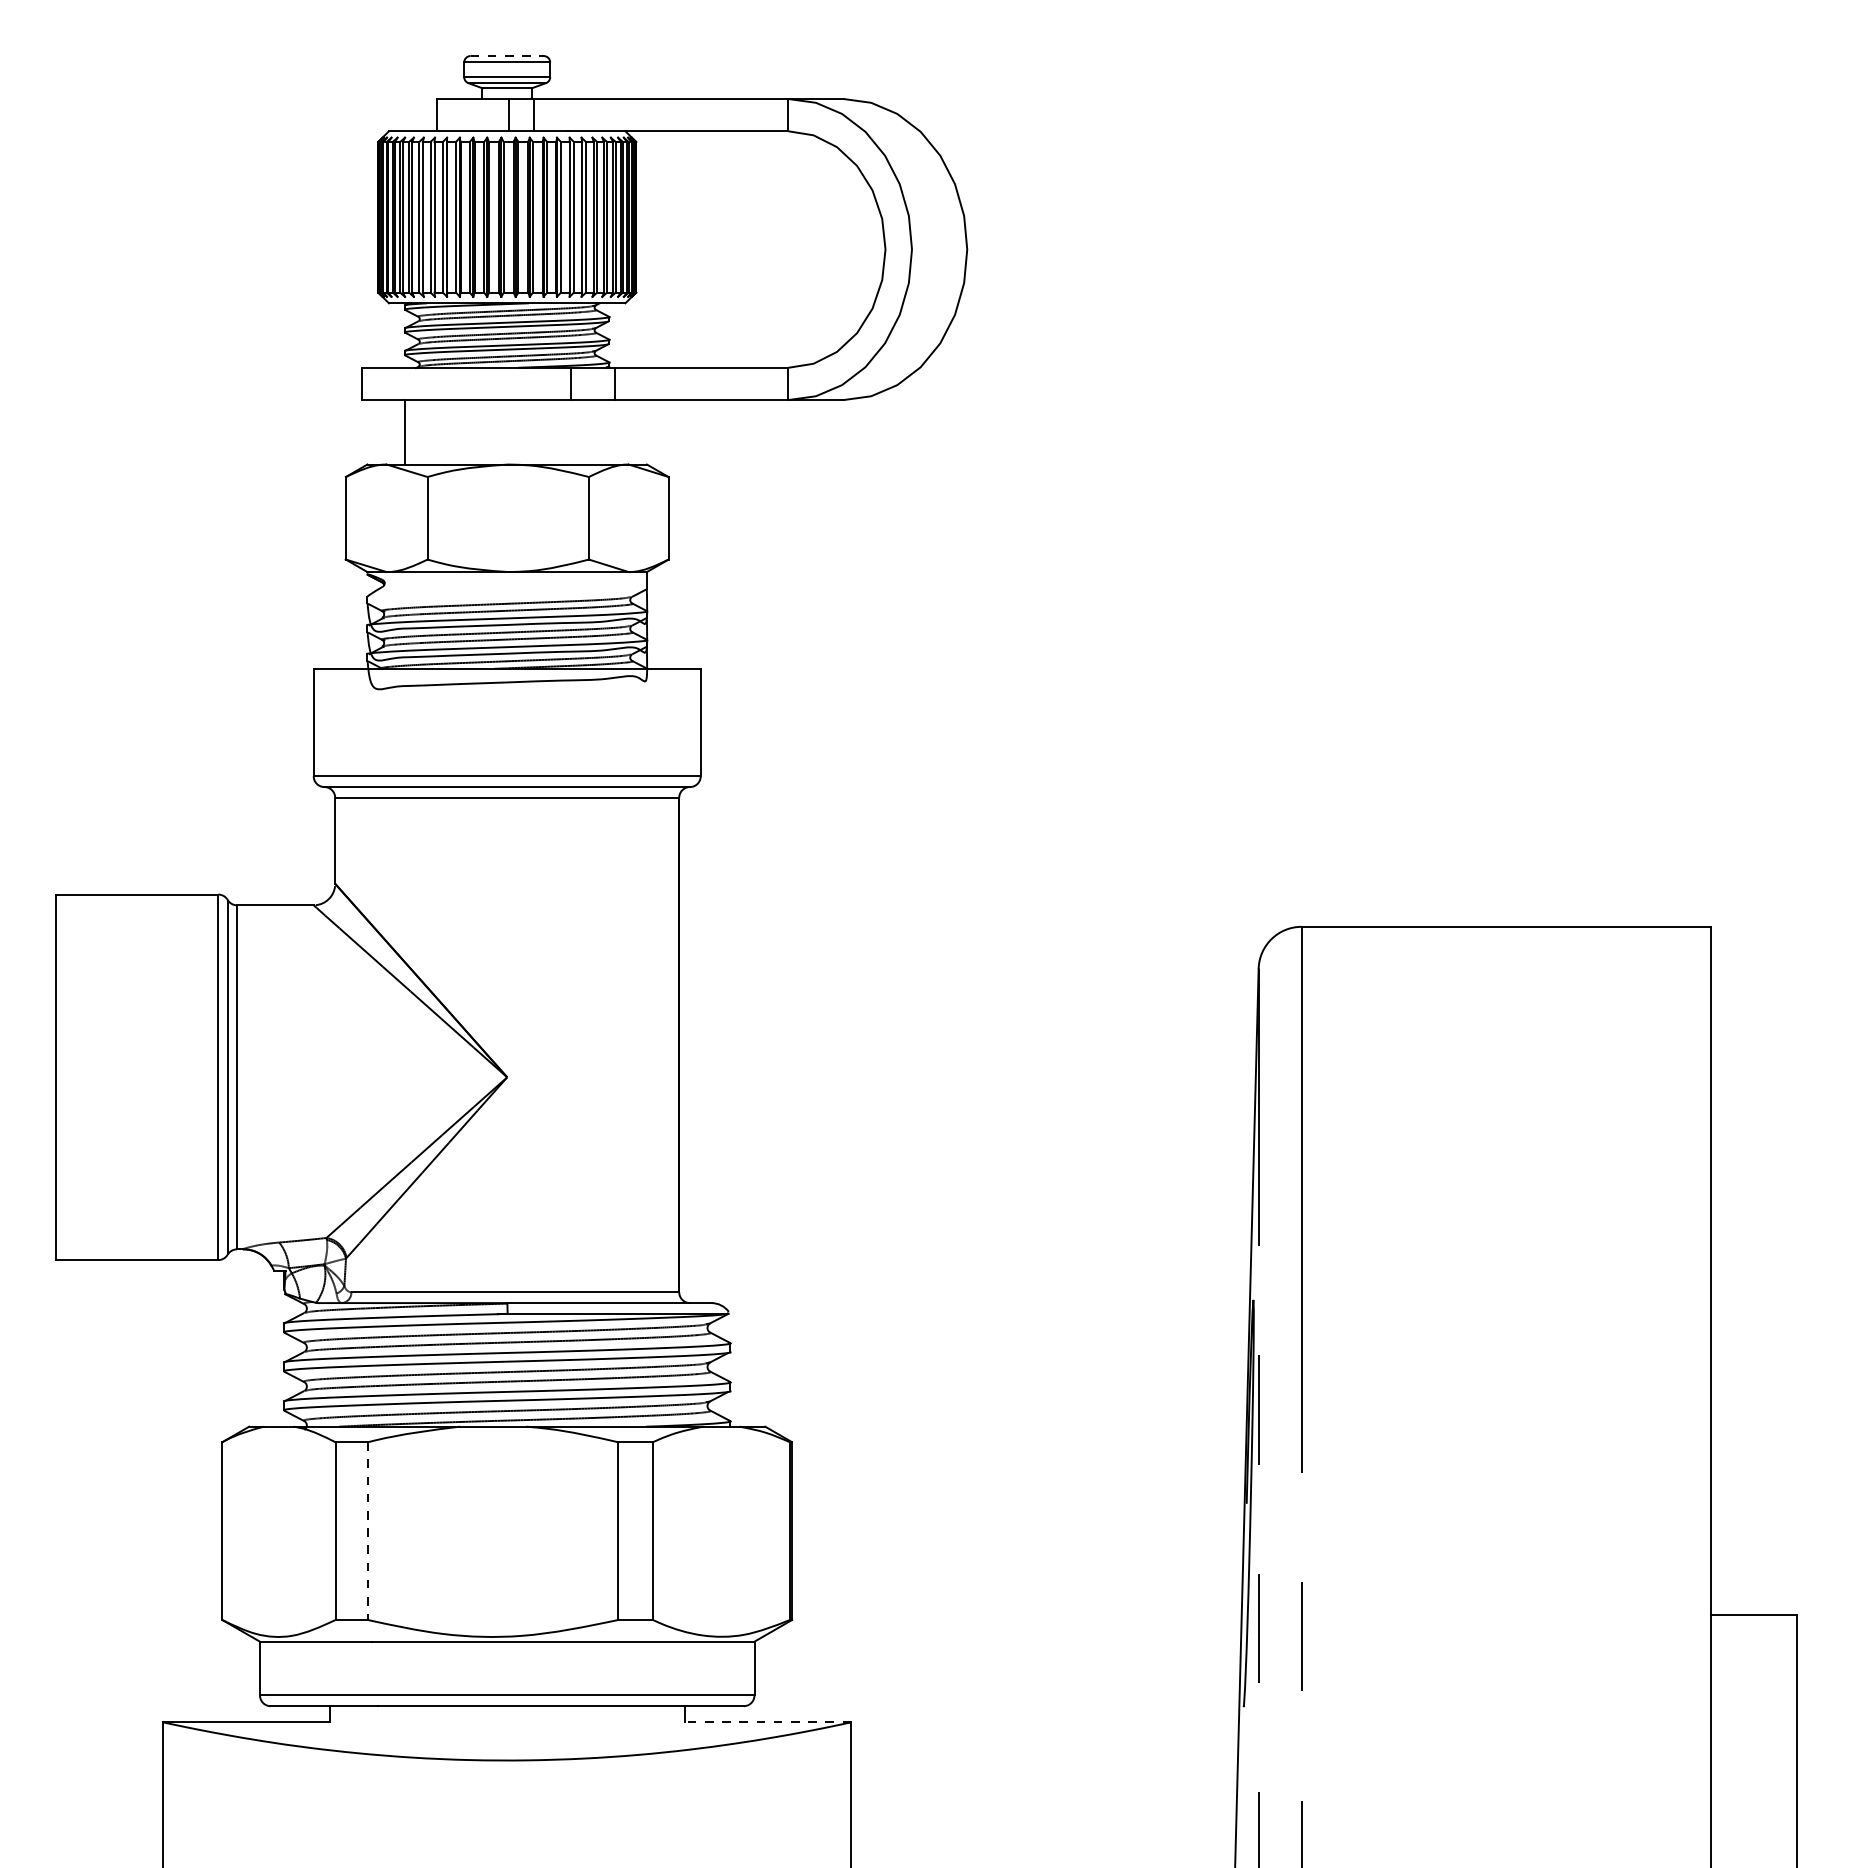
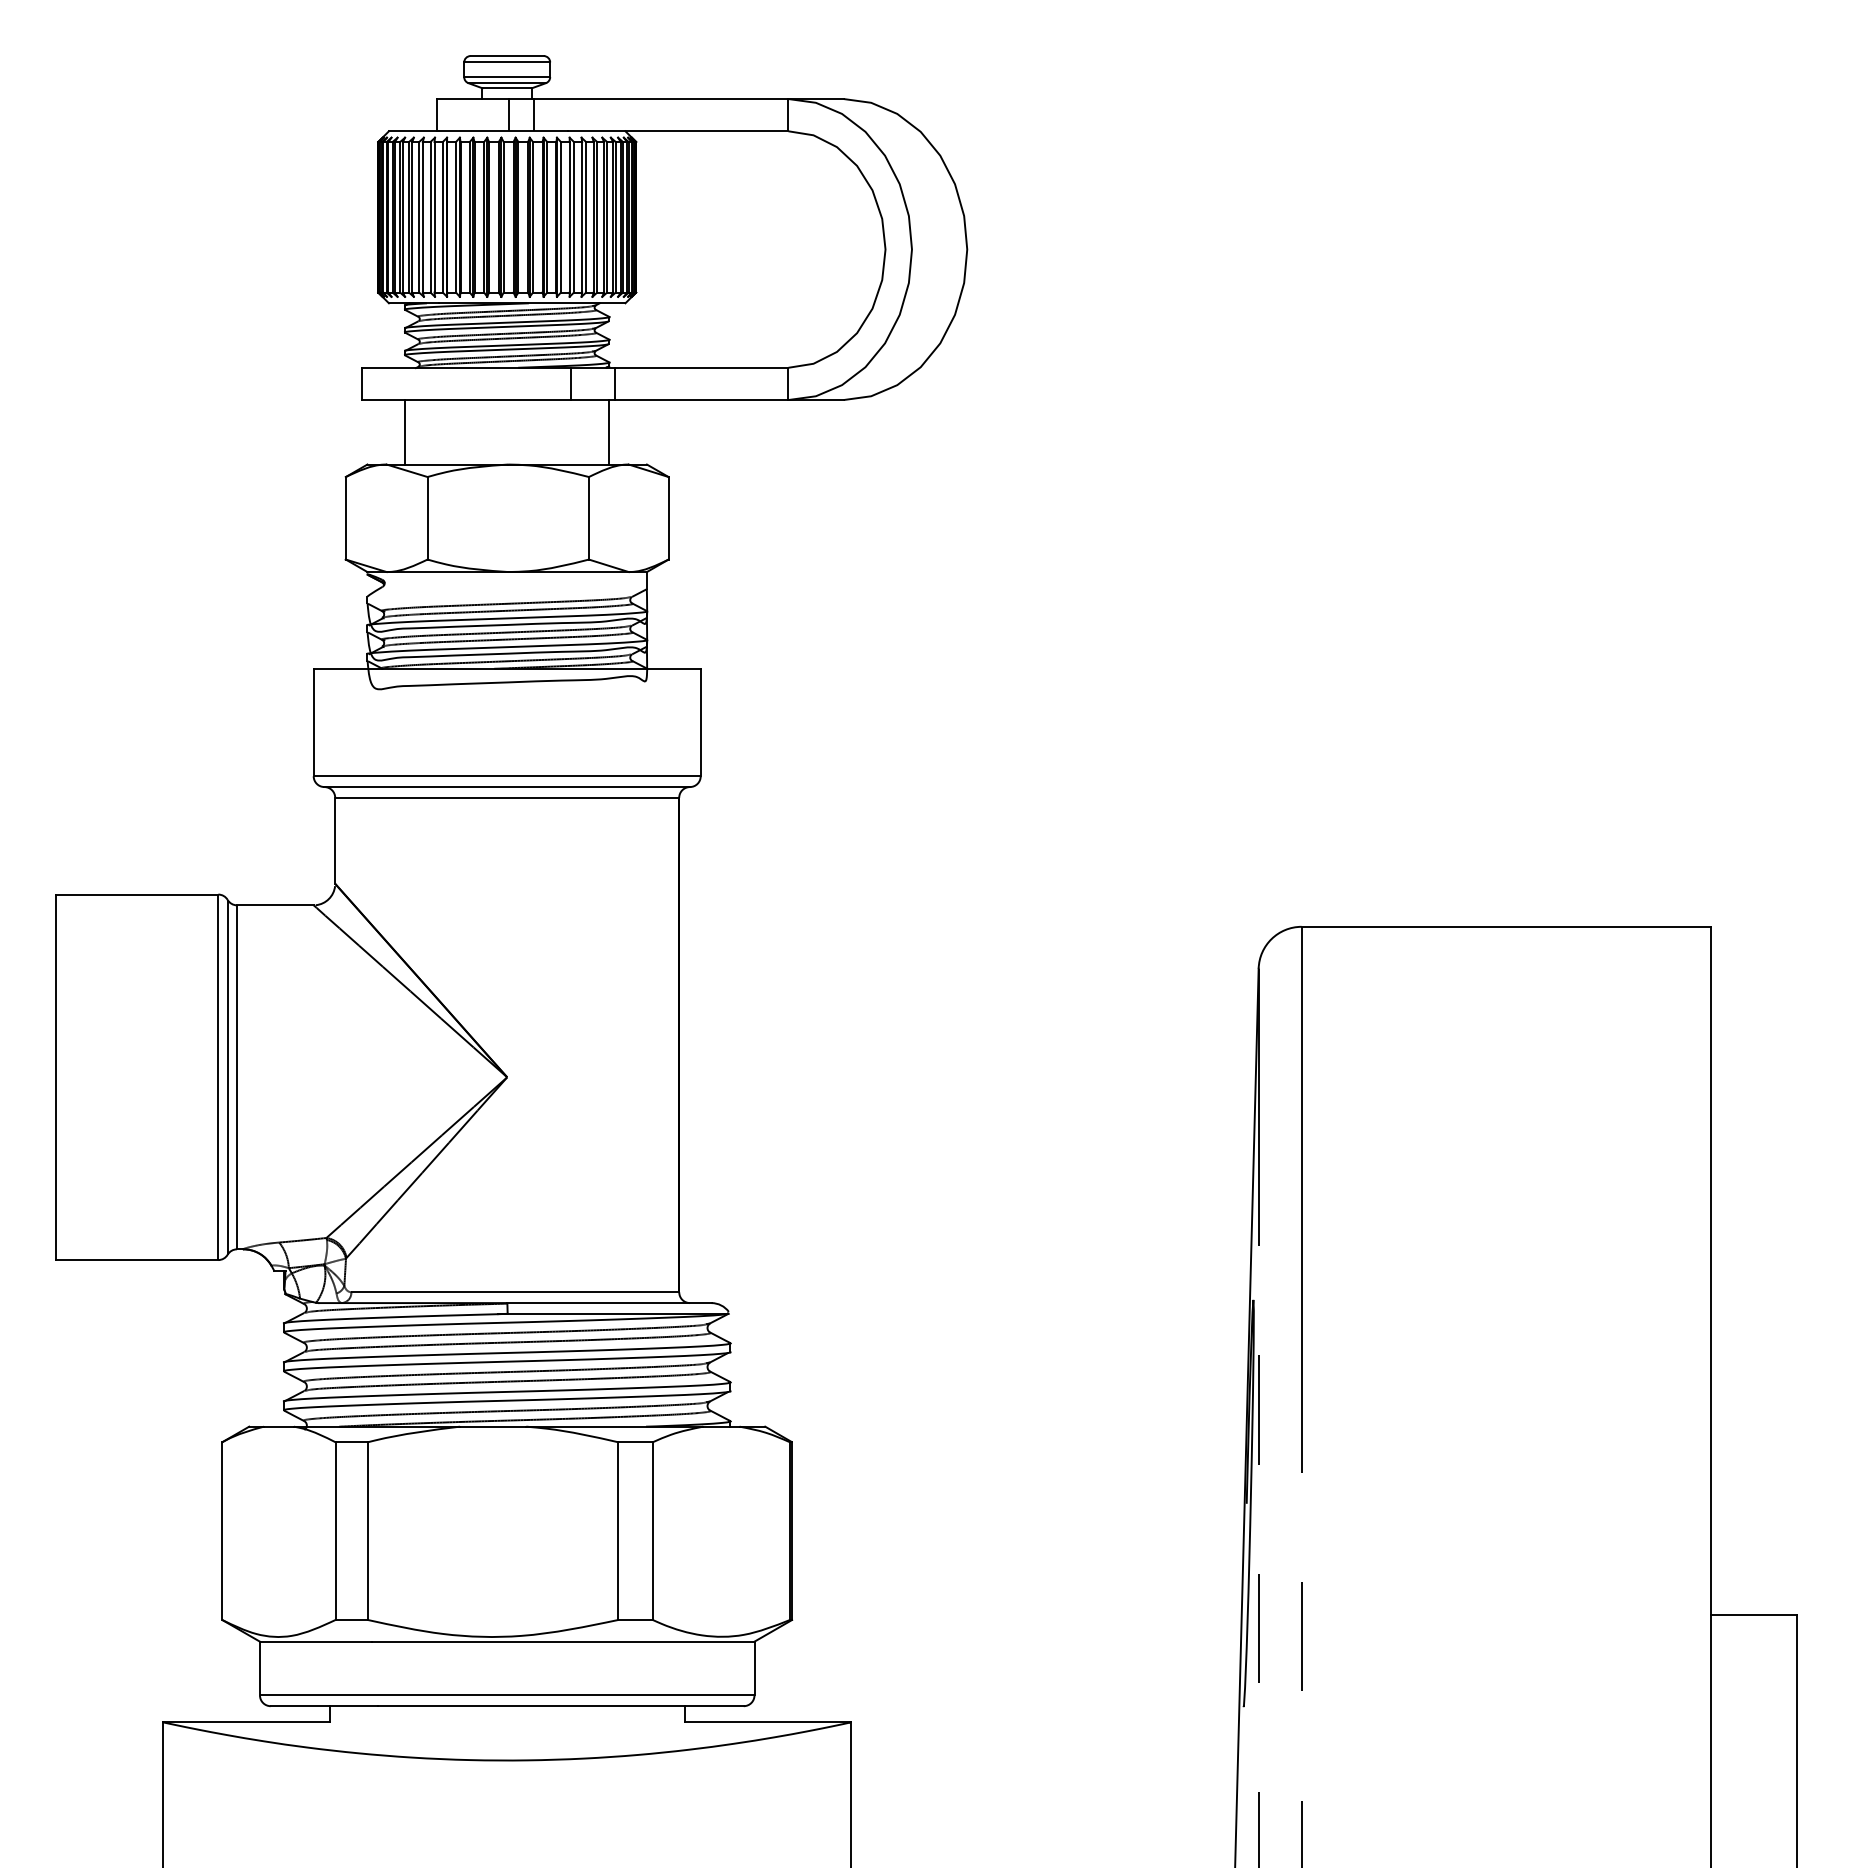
line: dashed -> solid (507, 56)
line: none -> present (609, 432)
line: dashed -> solid (368, 1531)
line: dashed -> solid (767, 1722)
